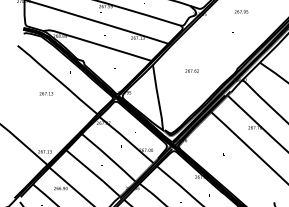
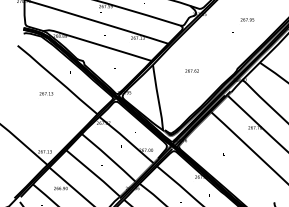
text position: (241, 11) -> (247, 19) (247, 19)
